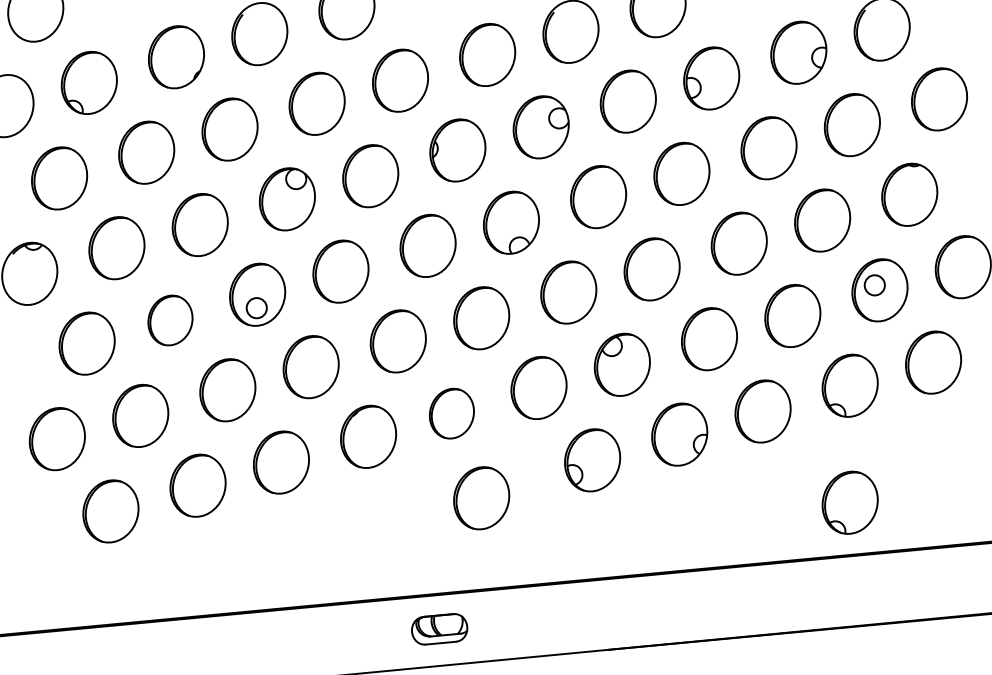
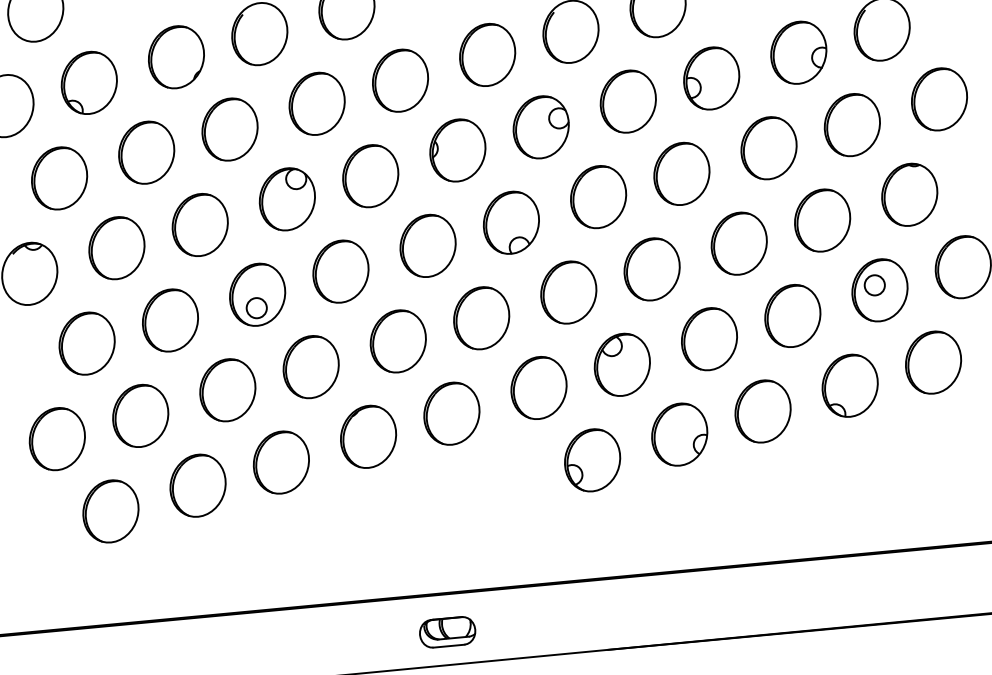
part size: 47x53 px -> 57x65 px (170, 320)
part size: 46x53 px -> 58x65 px (451, 413)
part: present -> none (481, 498)
part: present -> none (849, 502)
part position: (439, 629) -> (447, 632) (447, 632)
